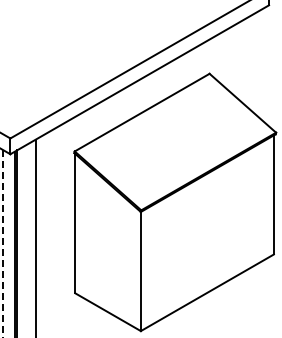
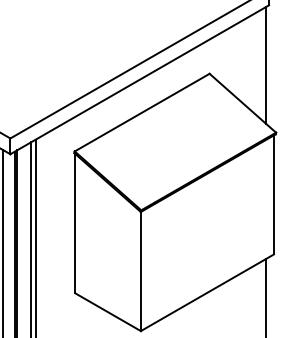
line: none -> present (265, 65)
line: none -> present (30, 238)
line: dashed -> solid (3, 244)
line: none -> present (265, 296)
